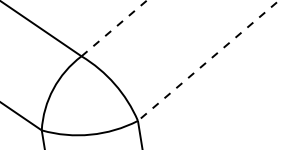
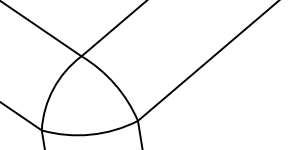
line: dashed -> solid (114, 27)
line: dashed -> solid (208, 60)
